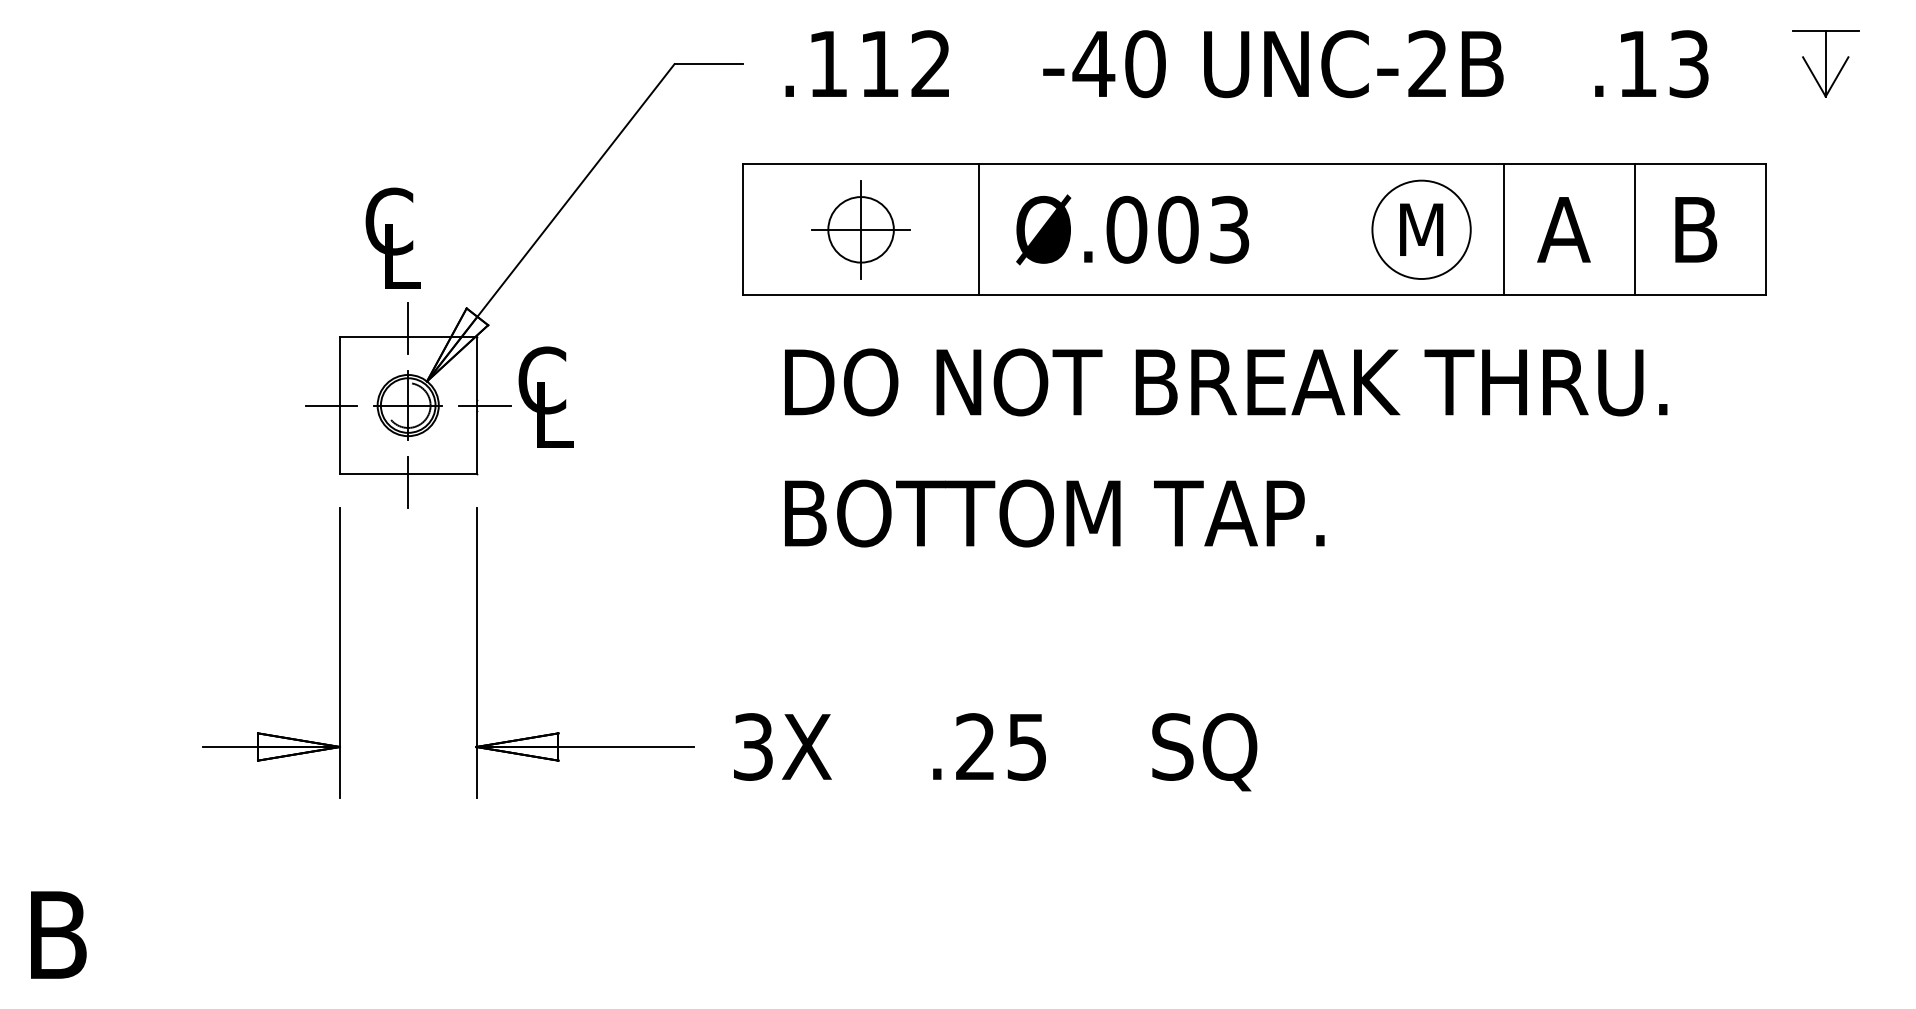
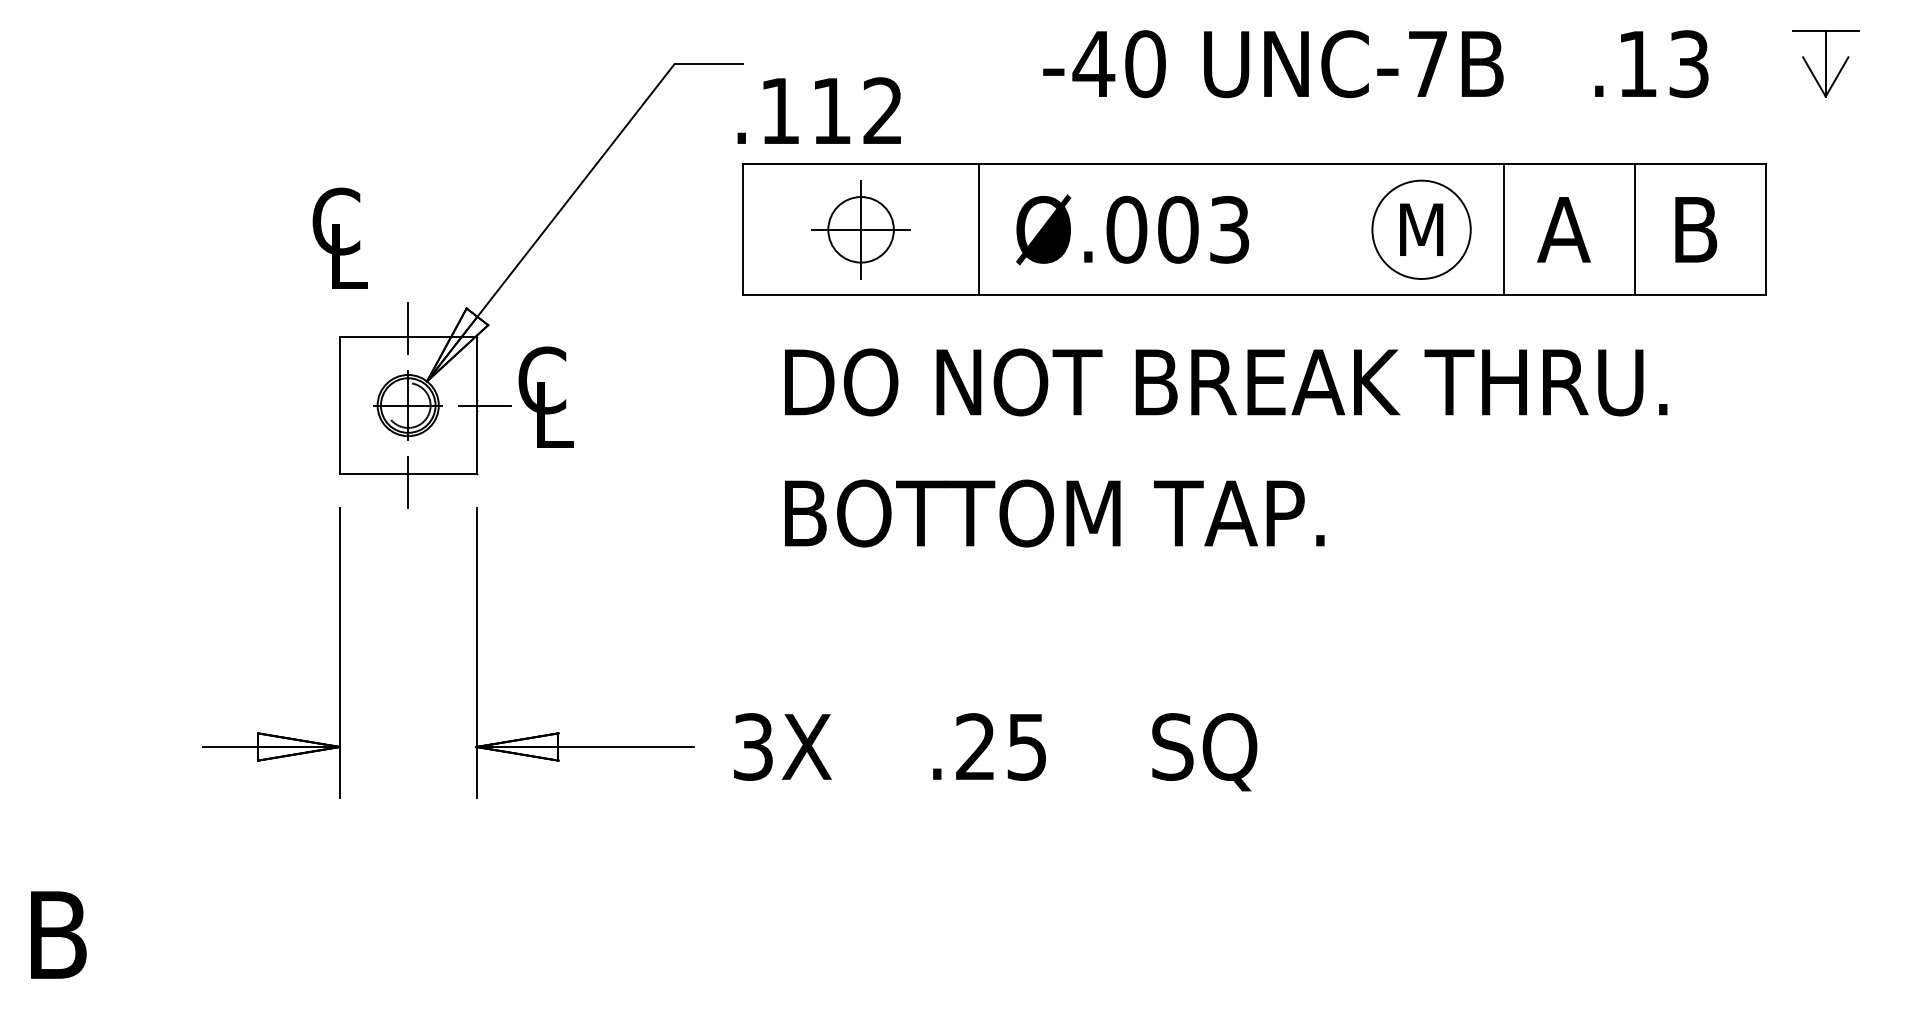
text position: (866, 63) -> (818, 110) (818, 110)
text: UNC-2B -> UNC-7B (1427, 63)
text position: (392, 237) -> (339, 237) (339, 237)
line: present -> none (330, 405)
